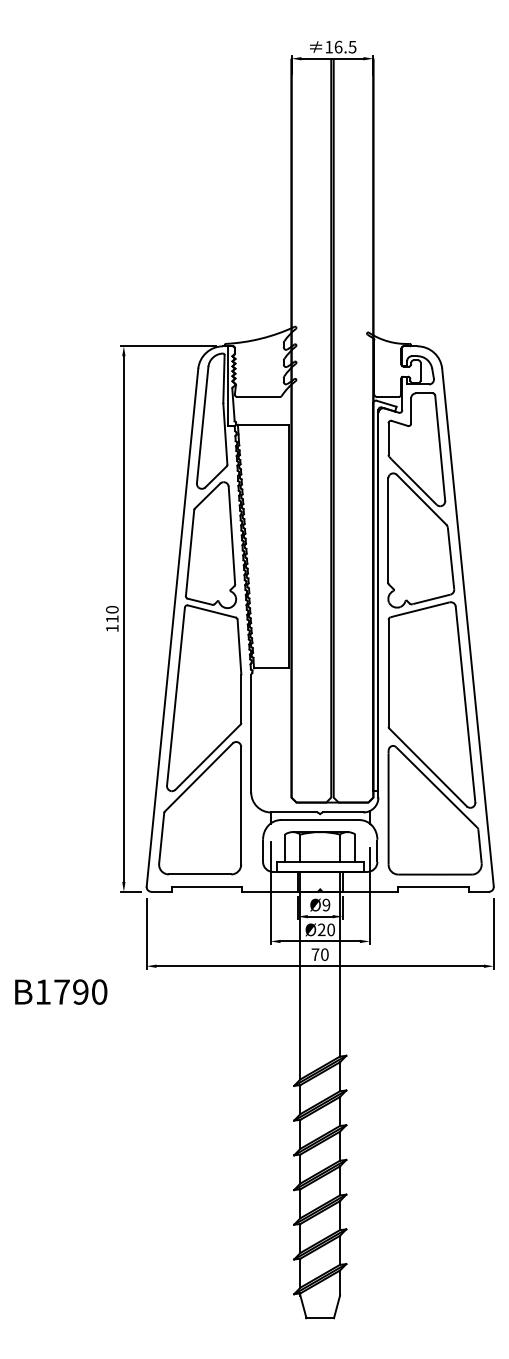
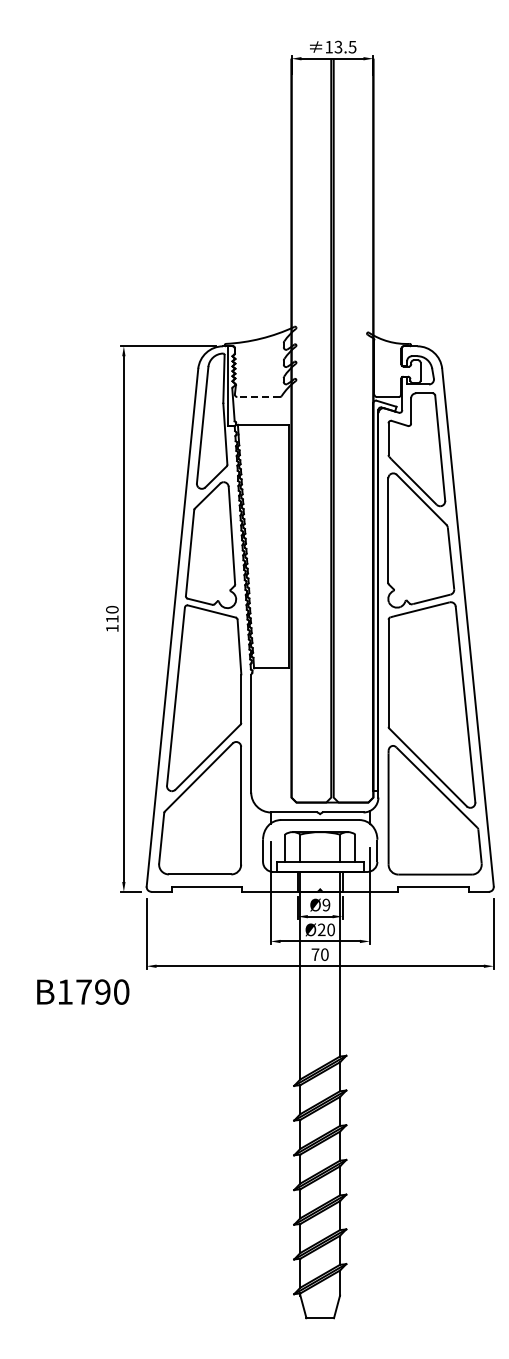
text: 16.5 -> 13.5 (338, 46)
line: solid -> dashed (258, 397)
text position: (61, 991) -> (83, 991) (83, 991)
